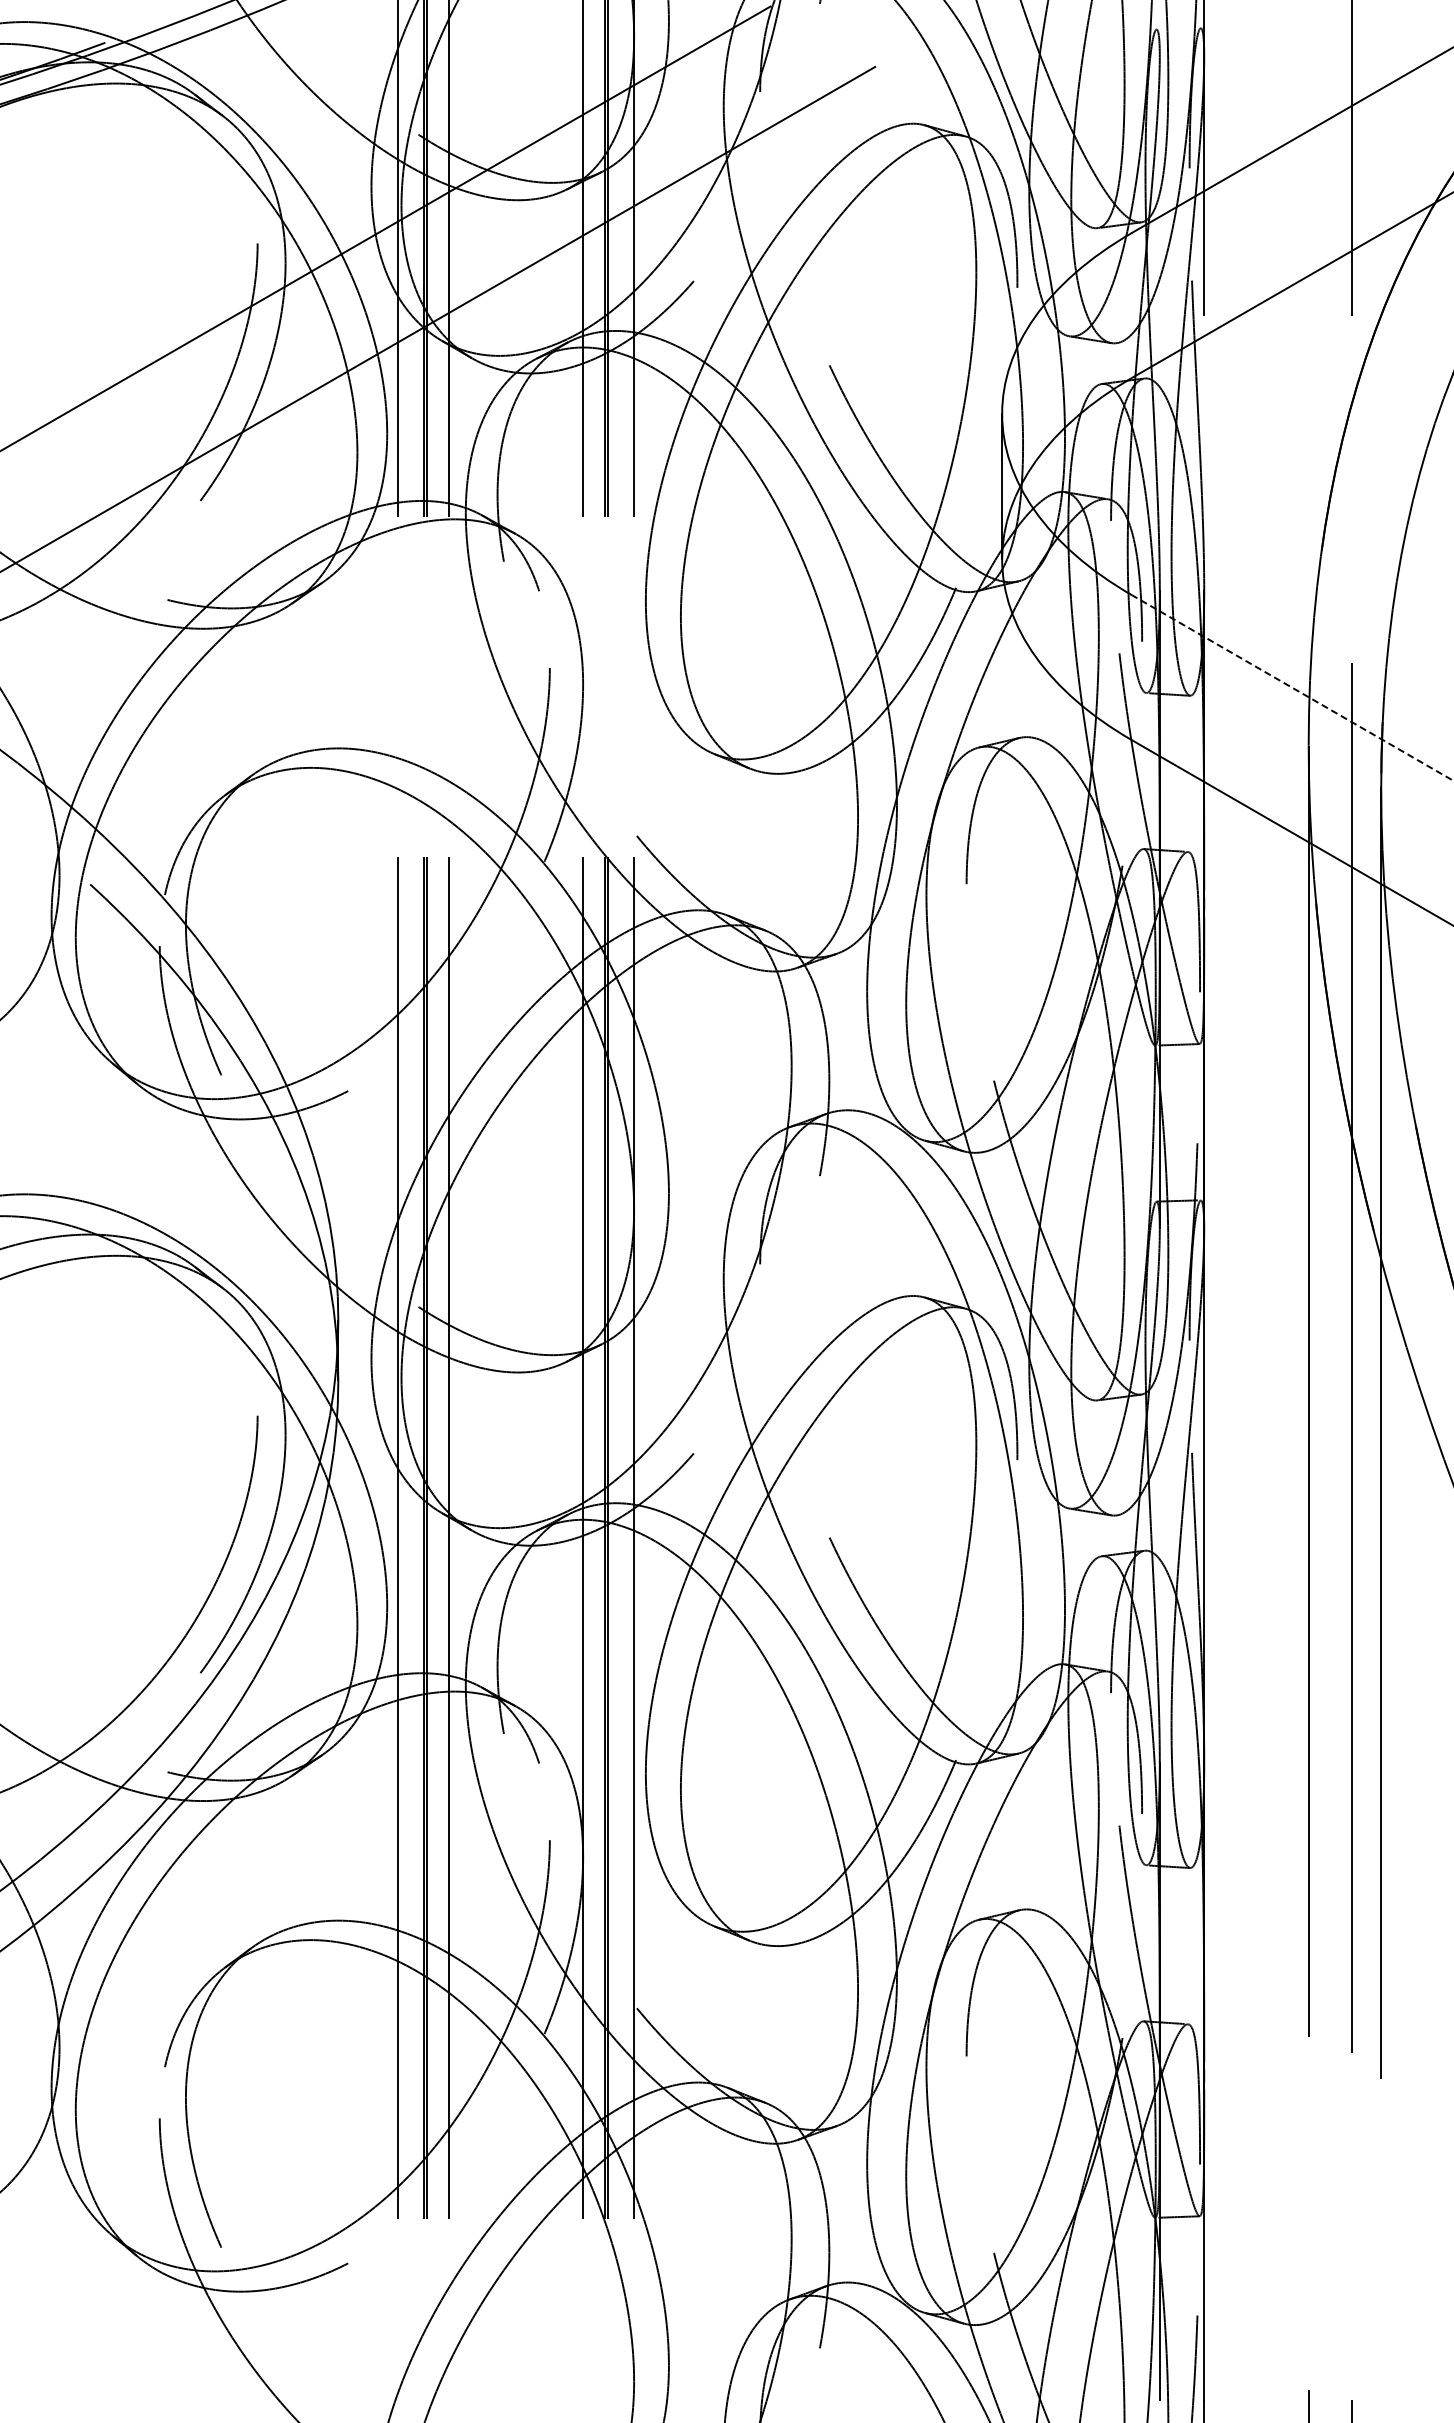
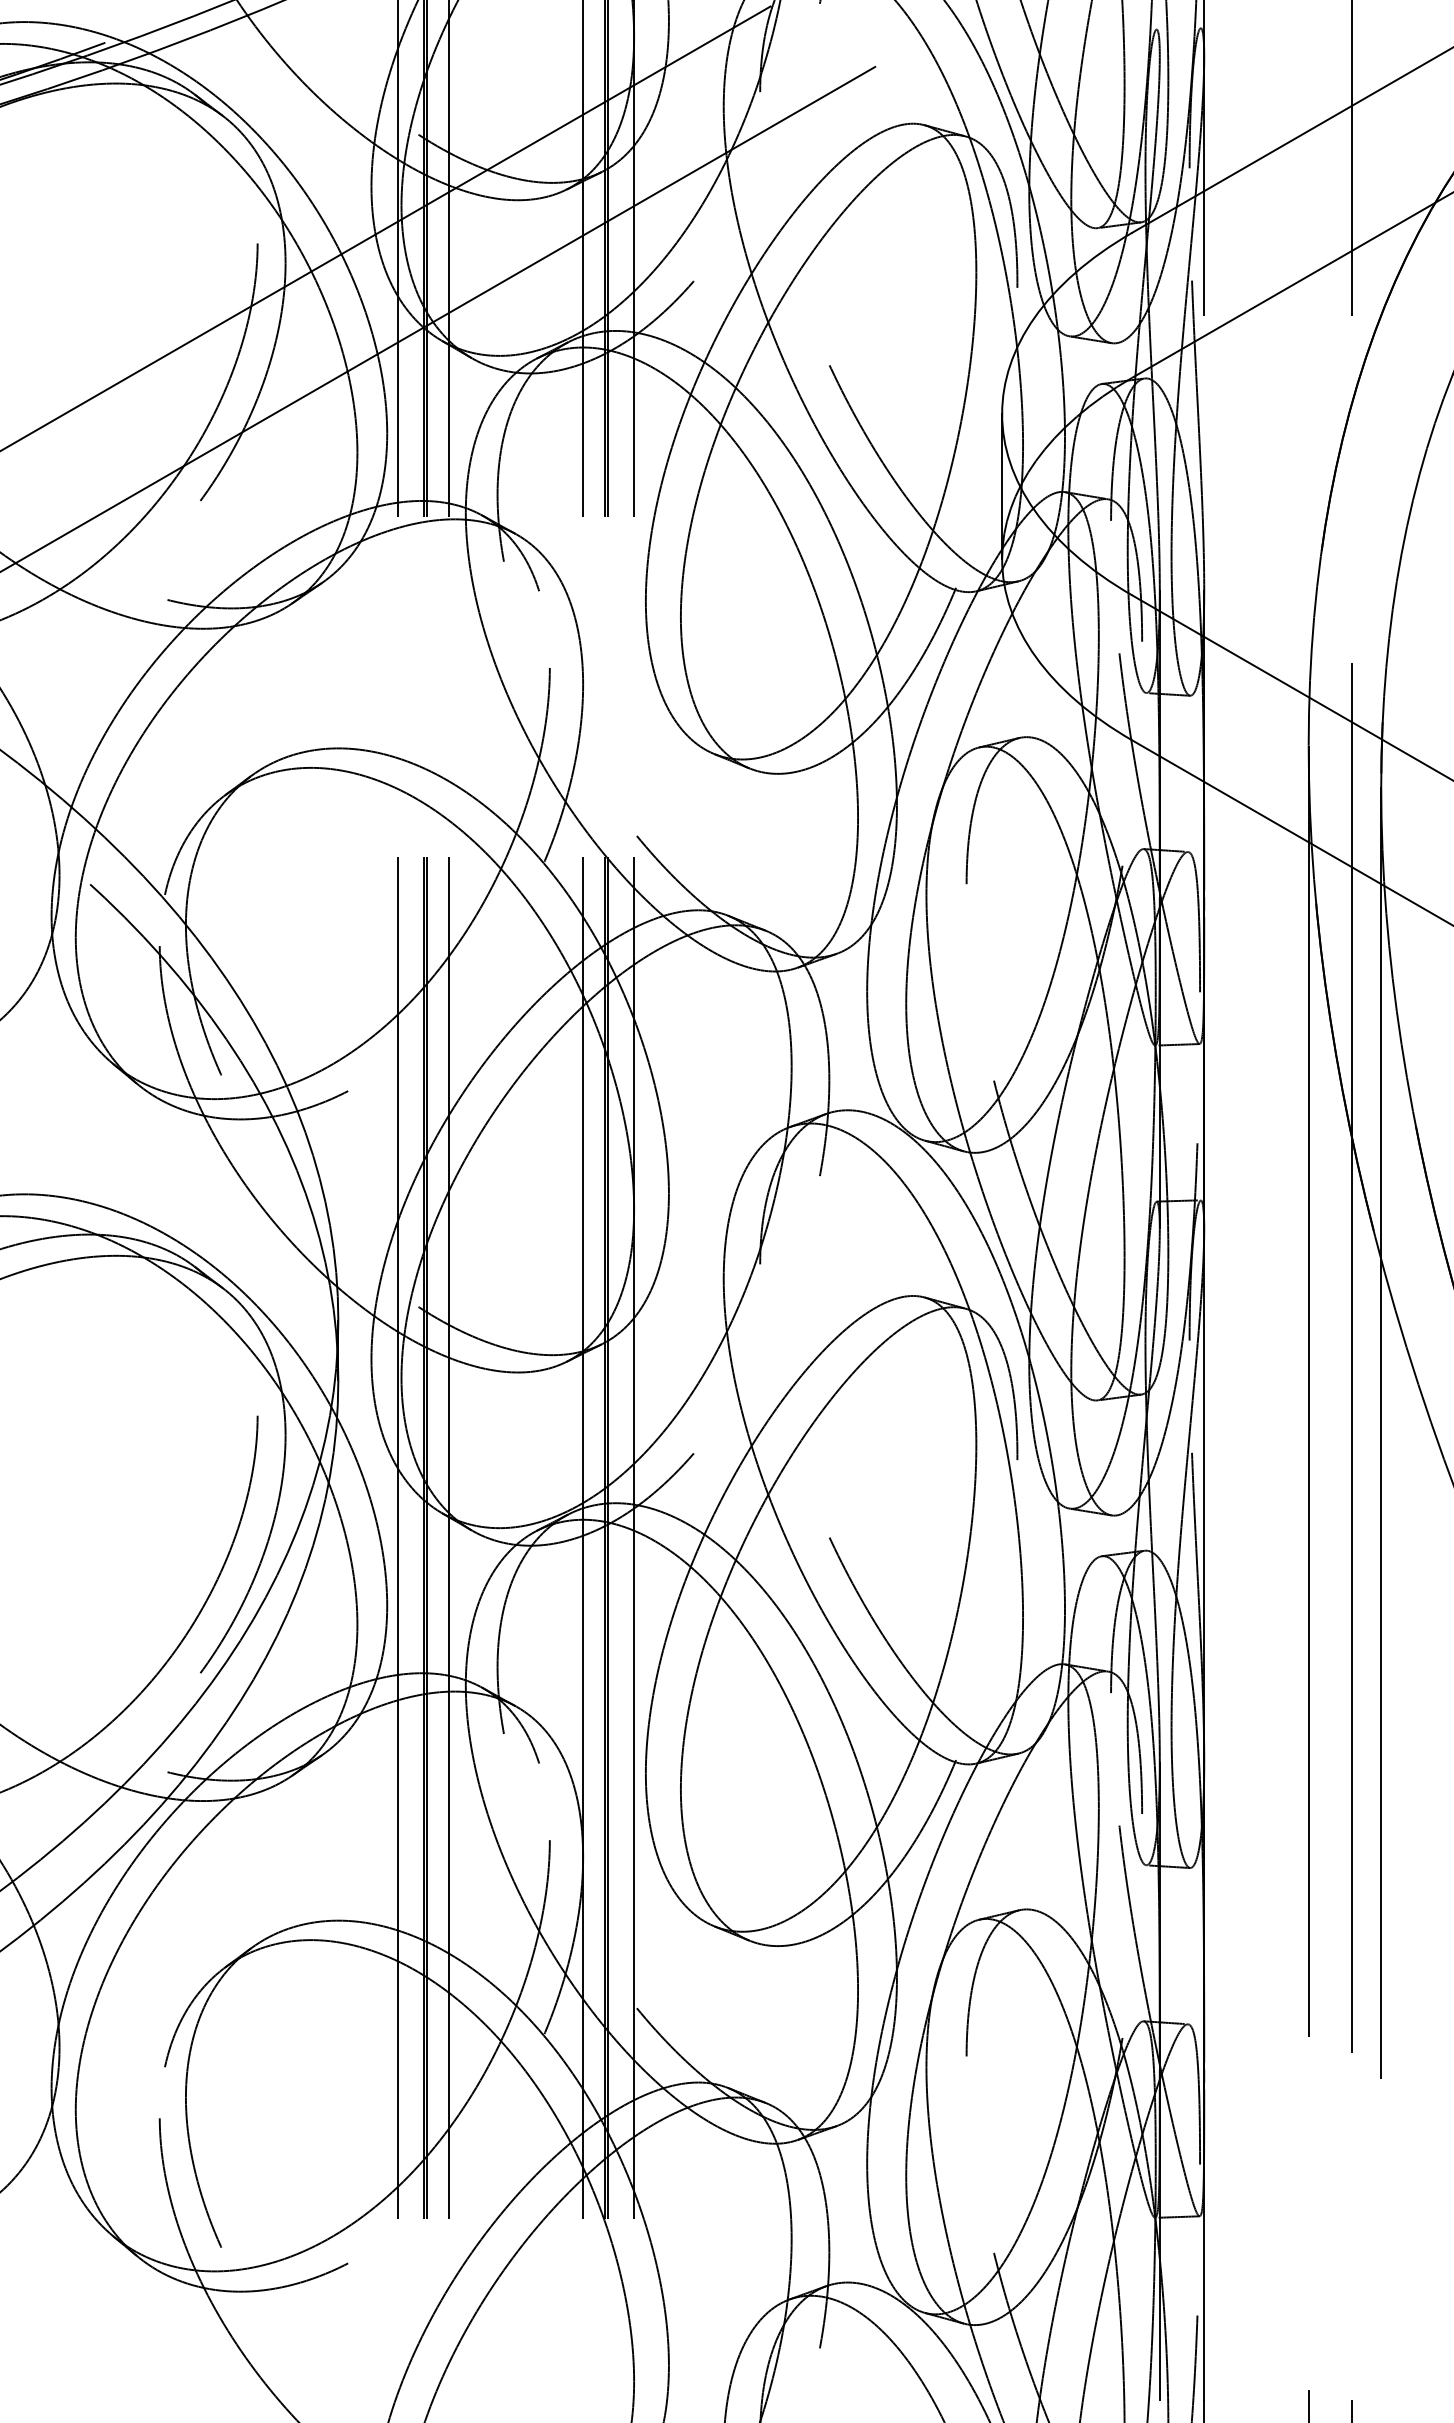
line: dashed -> solid (1292, 687)
